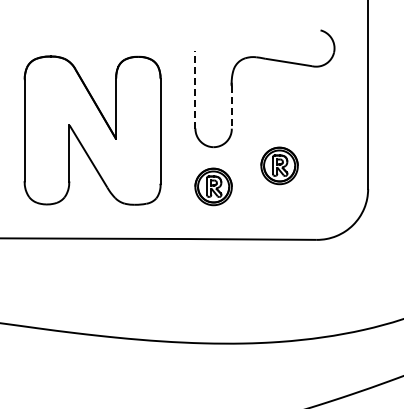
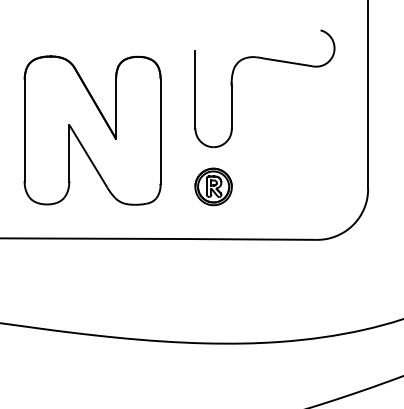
line: dashed -> solid (195, 89)
line: dashed -> solid (231, 107)
part: present -> none (279, 165)
